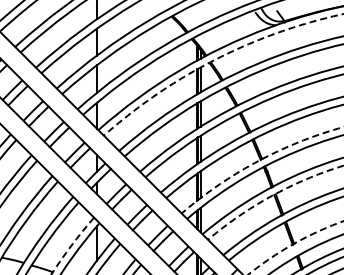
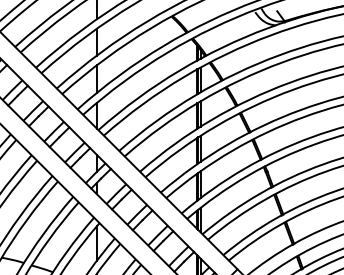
arc: dashed -> solid (214, 59)
arc: dashed -> solid (257, 161)
arc: dashed -> solid (271, 196)
arc: dashed -> solid (293, 243)
arc: dashed -> solid (71, 245)
